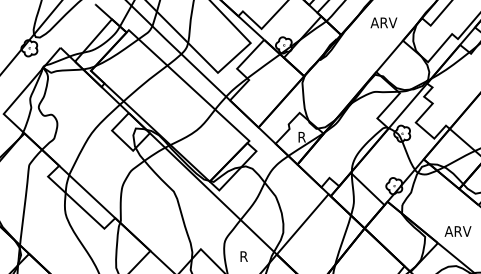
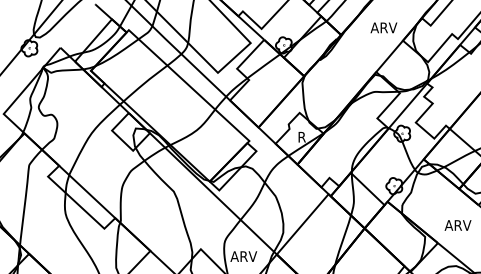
text position: (383, 22) -> (383, 27) (383, 27)
text position: (457, 231) -> (457, 225) (457, 225)
text: R -> ARV (243, 256)
